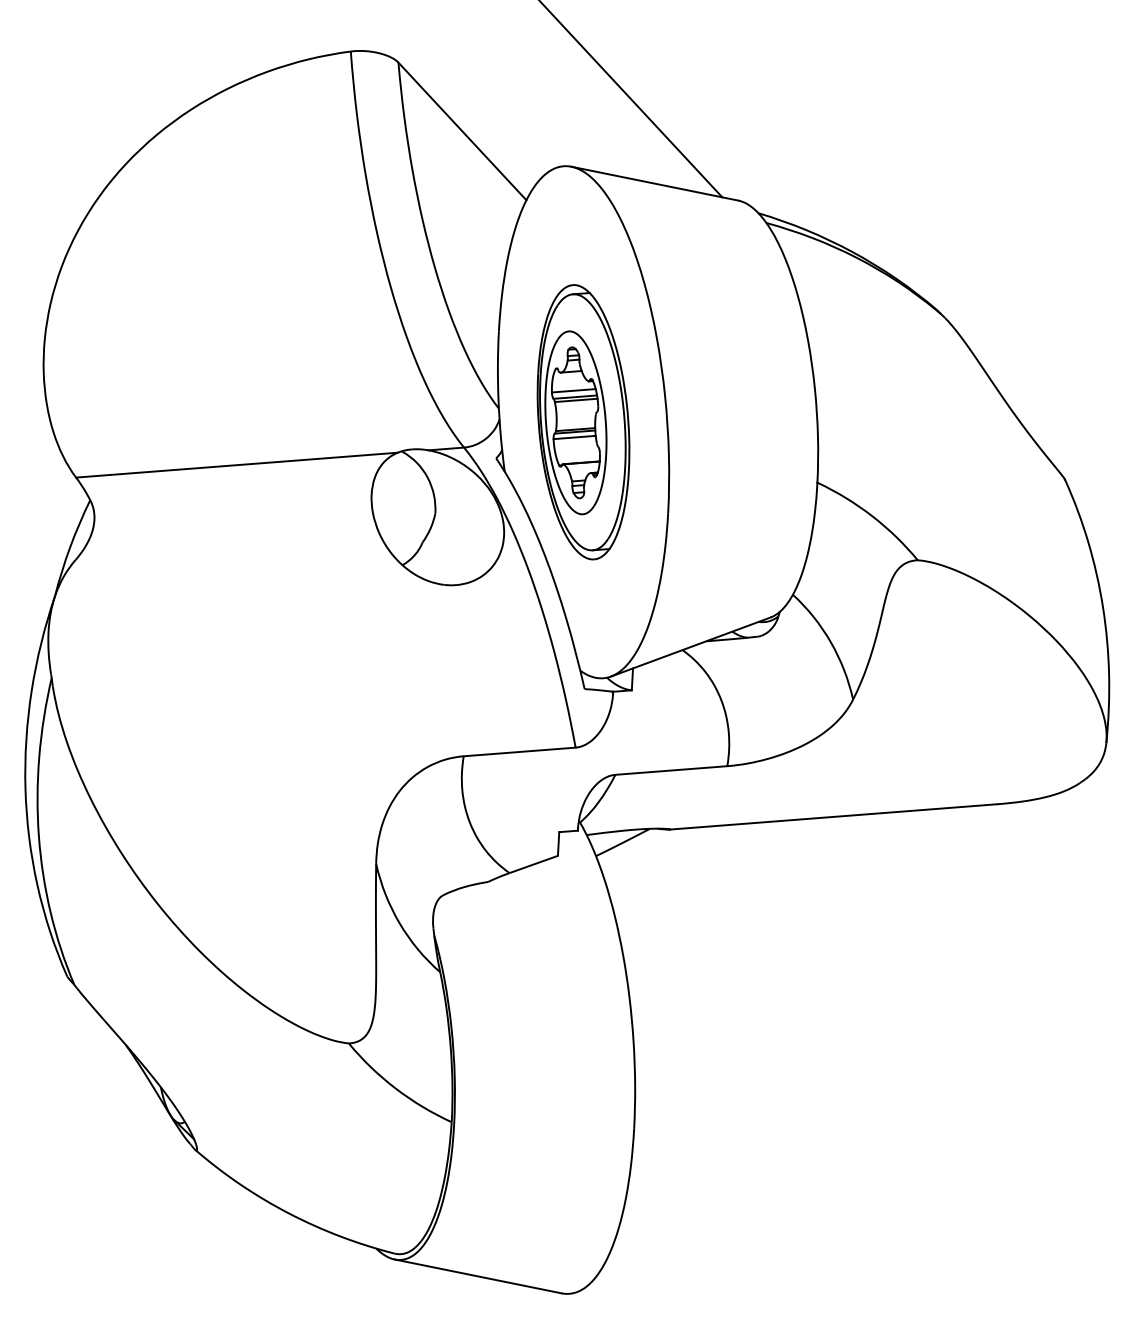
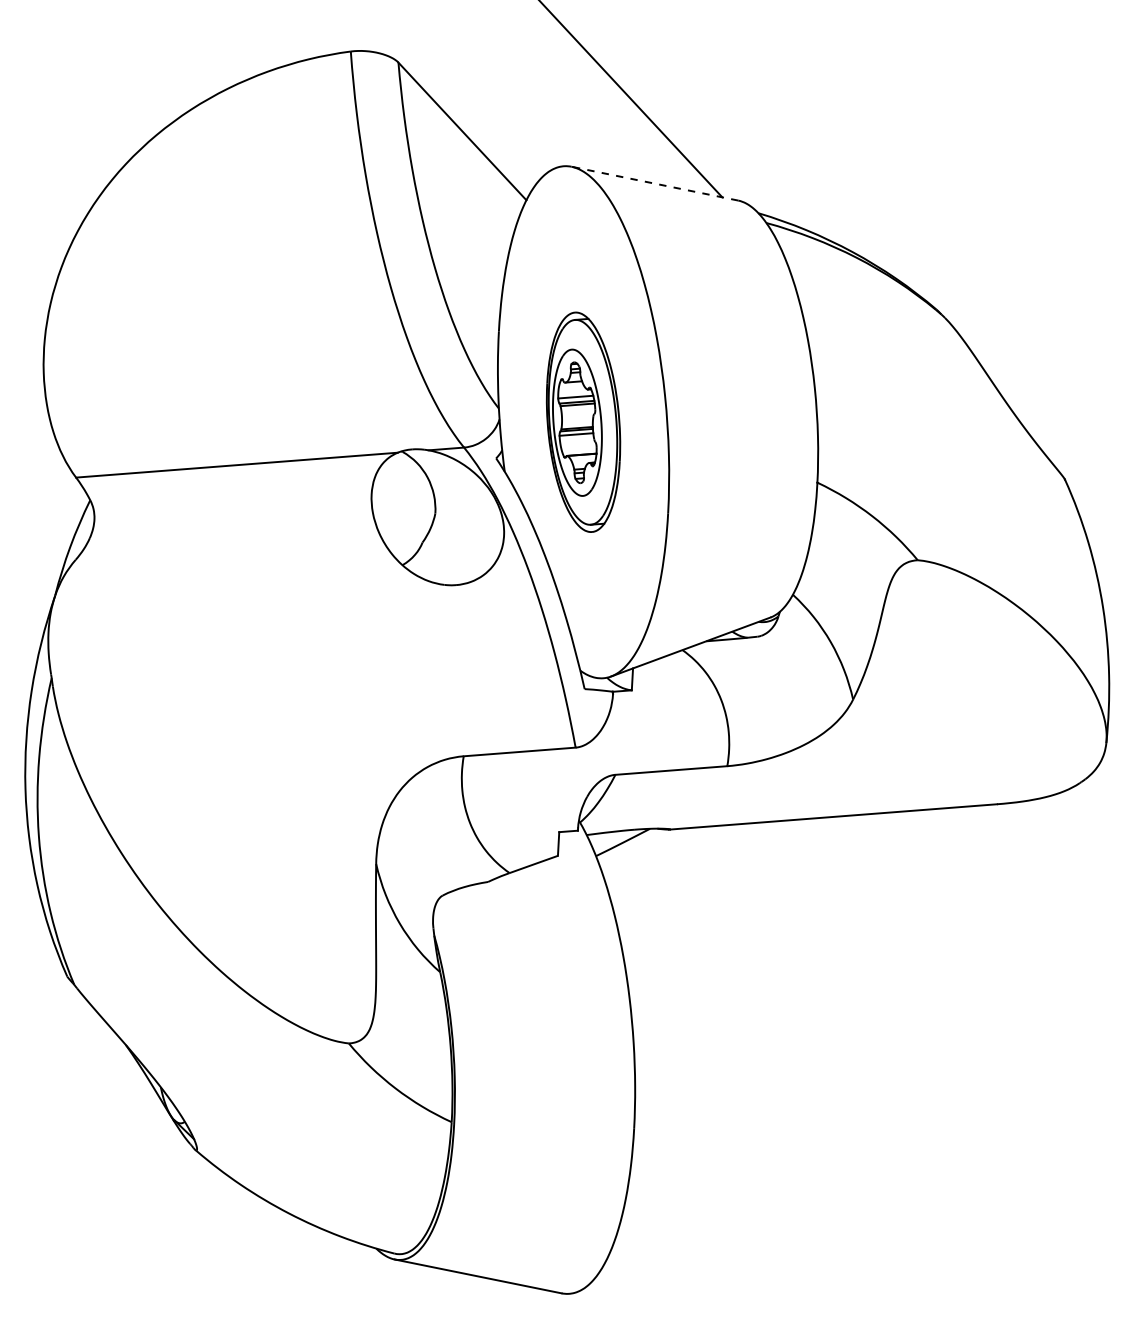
line: solid -> dashed (654, 183)
part size: 95x277 px -> 77x222 px (583, 421)
